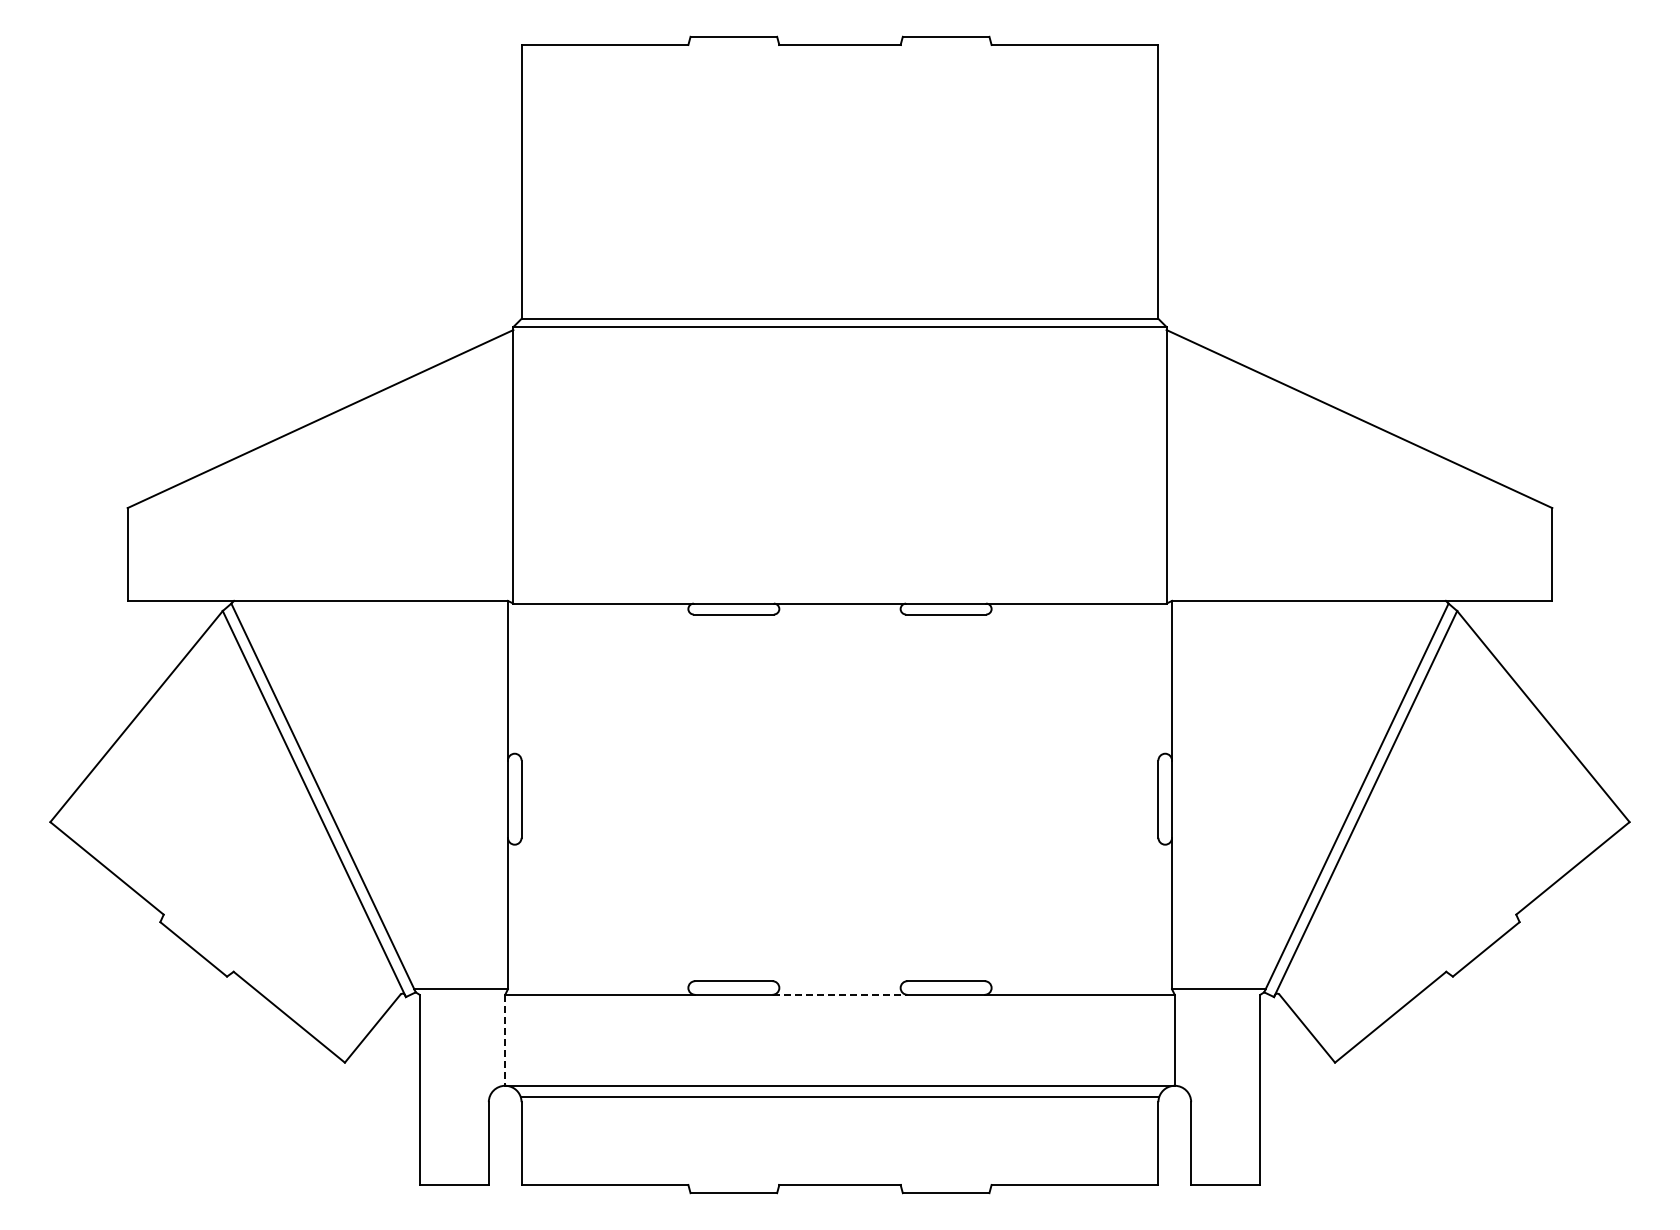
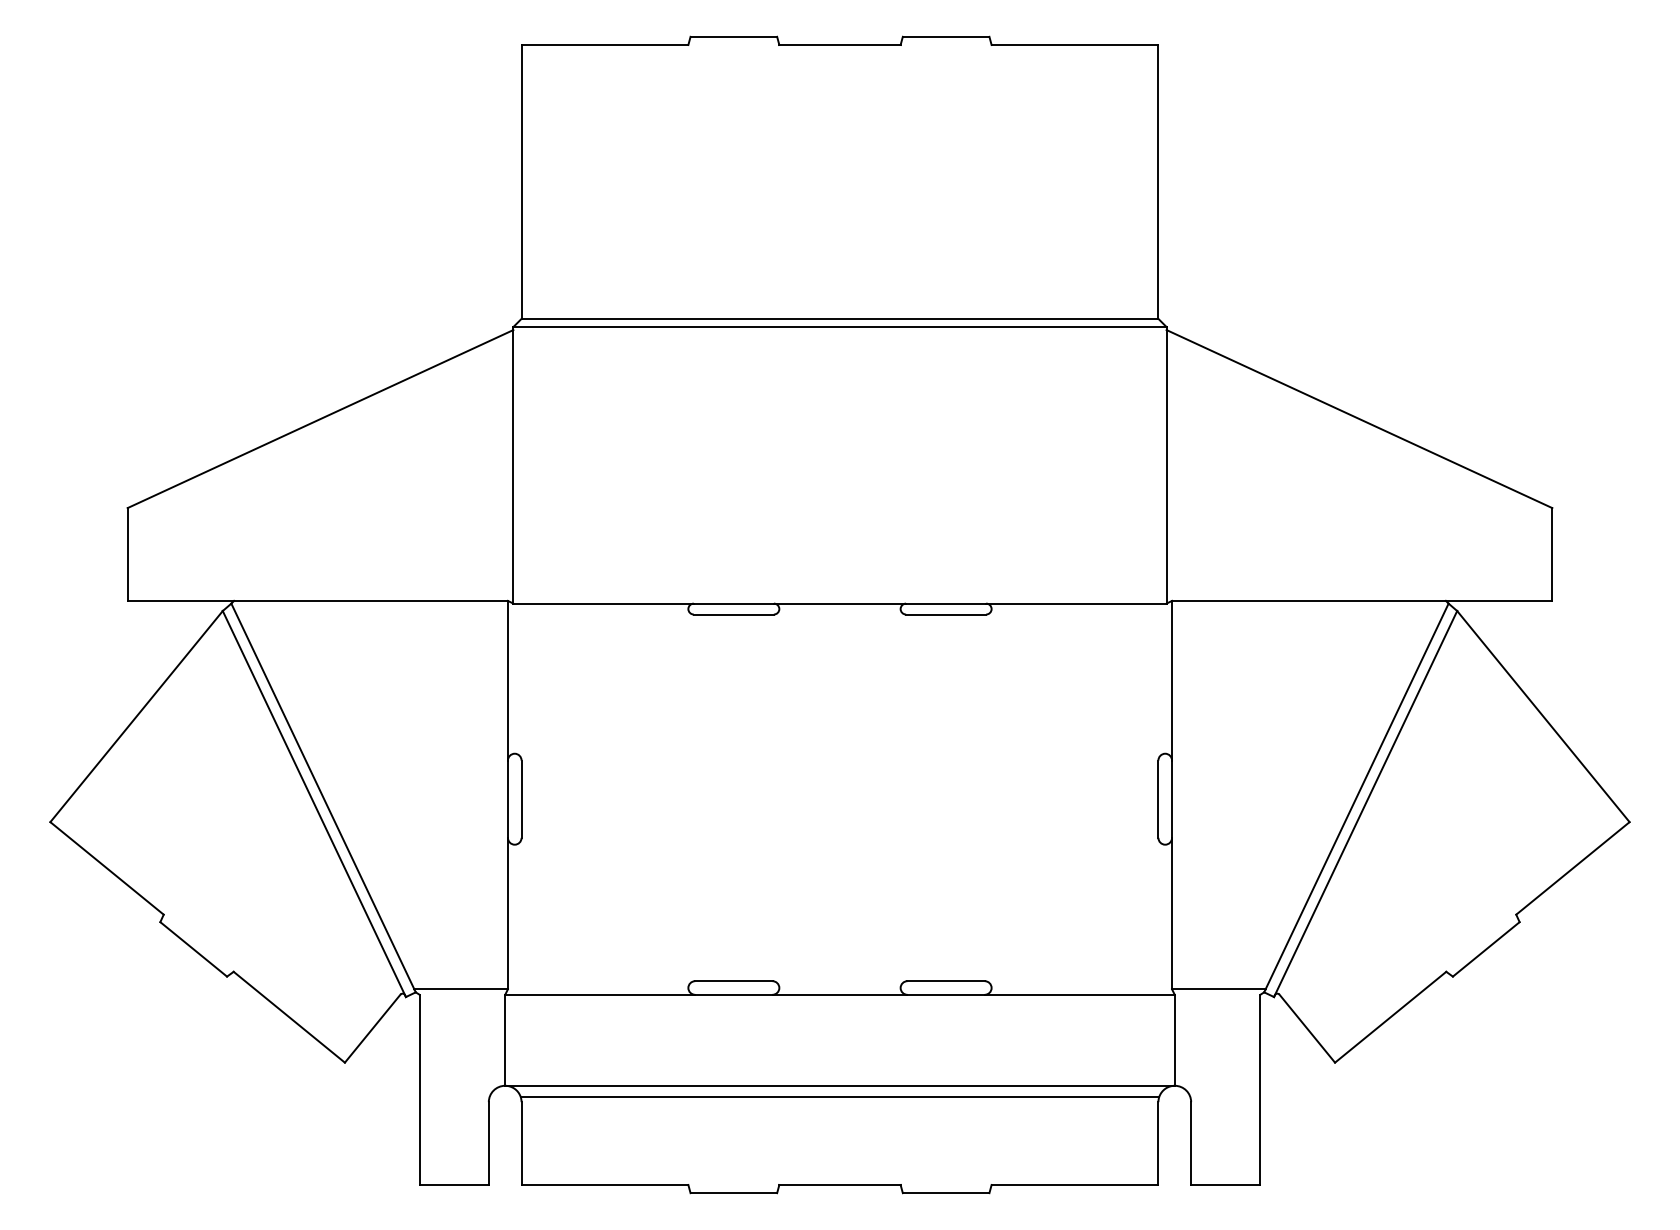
line: dashed -> solid (840, 994)
line: dashed -> solid (505, 1040)
